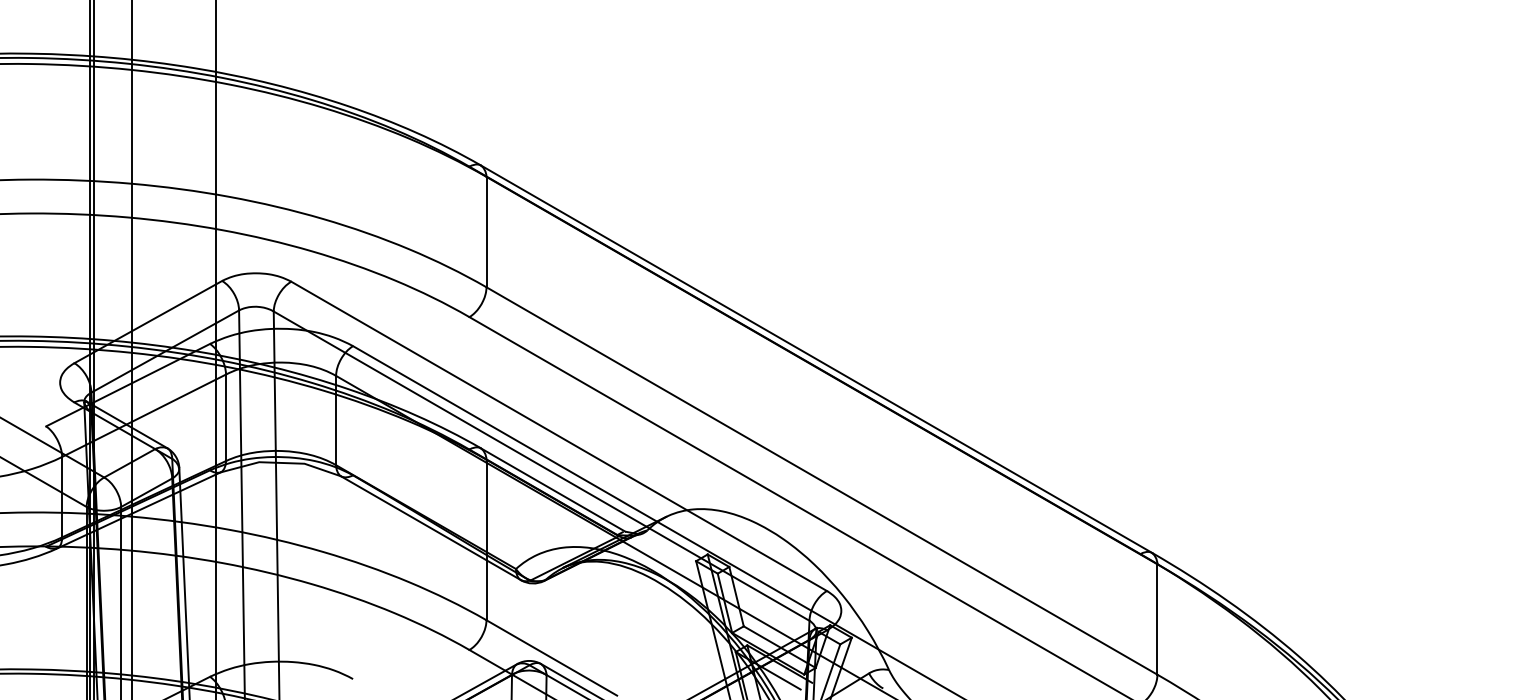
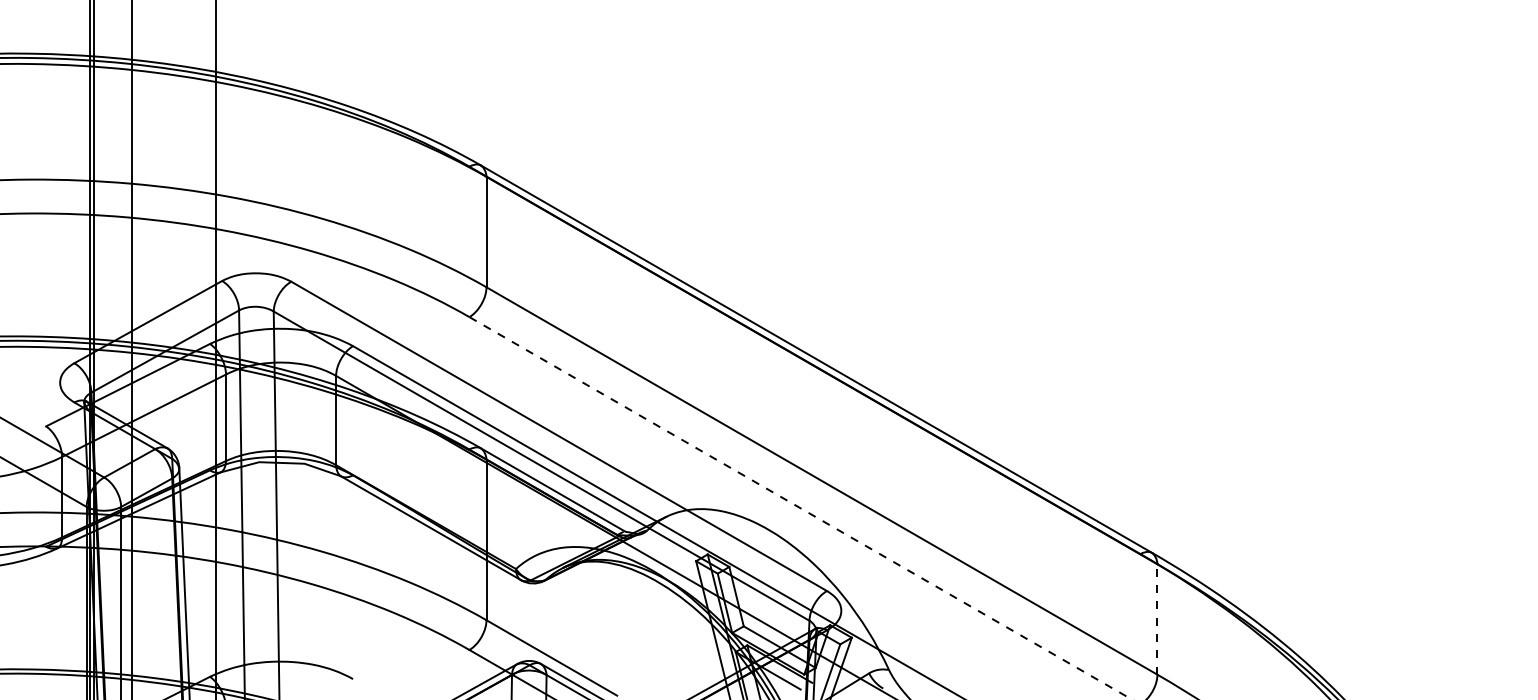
line: solid -> dashed (801, 508)
line: solid -> dashed (1157, 619)
